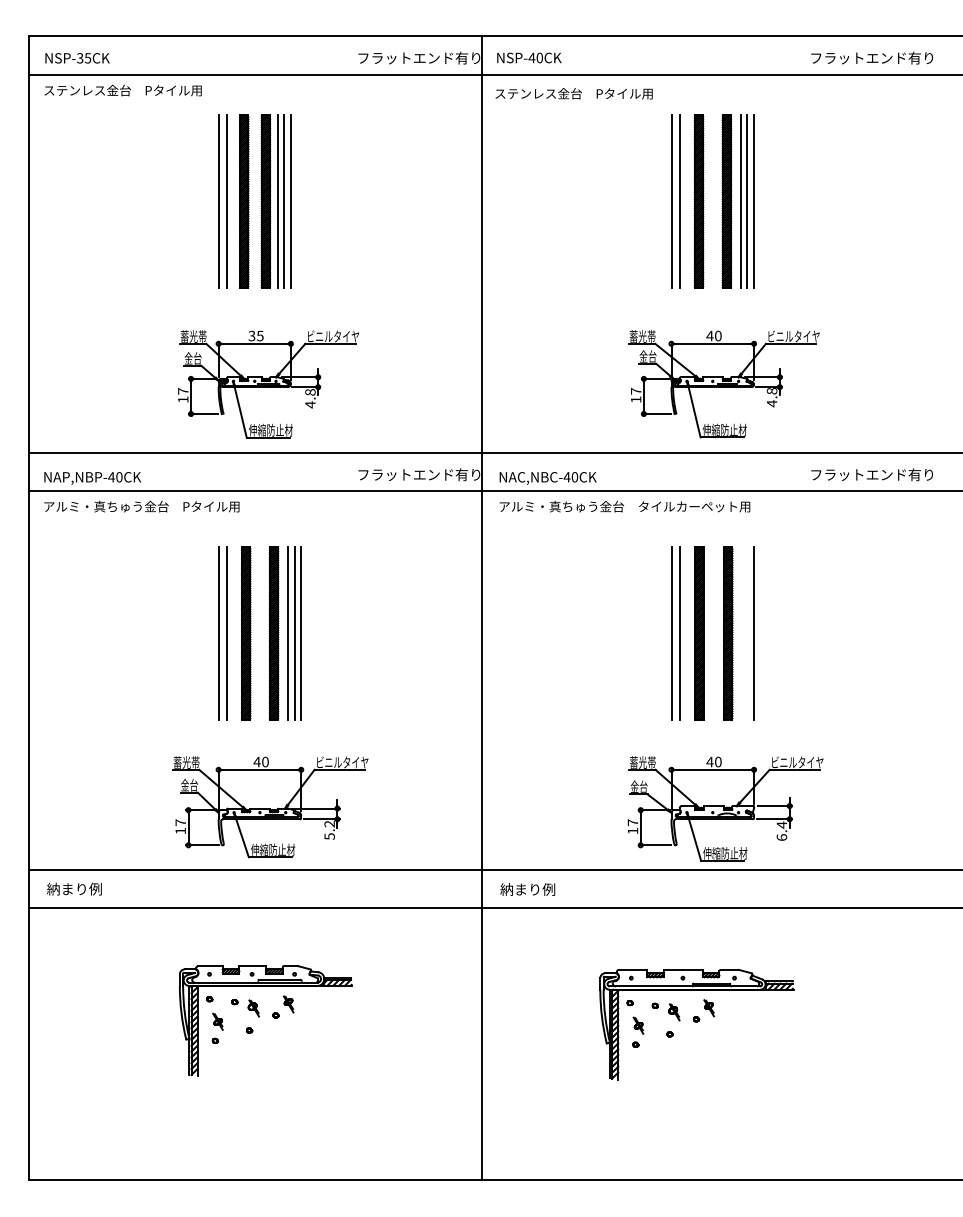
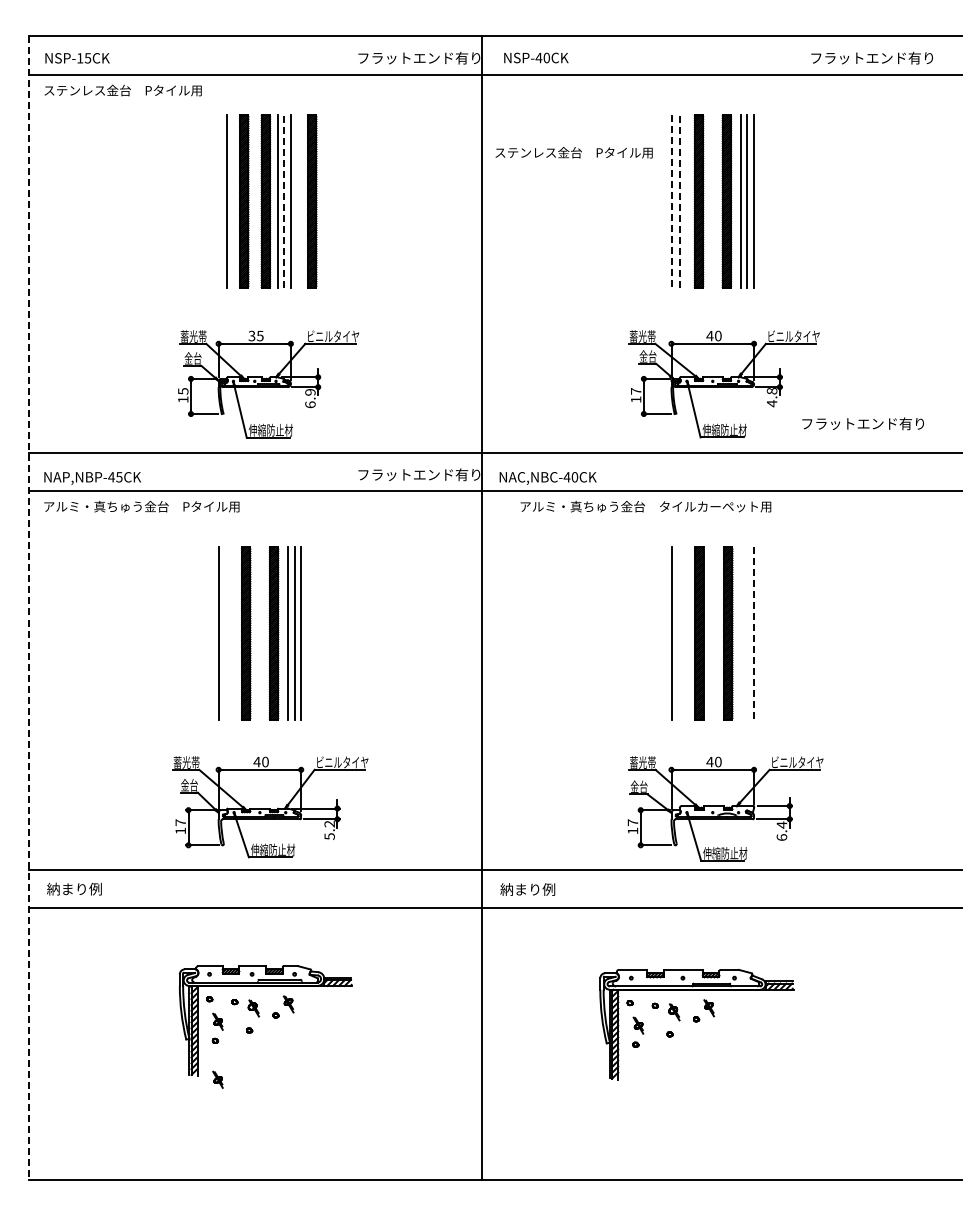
text position: (529, 57) -> (536, 57) (536, 57)
text: NSP-35CK -> NSP-15CK (80, 58)
text position: (573, 93) -> (573, 152) (573, 152)
line: solid -> dashed (284, 200)
line: solid -> dashed (679, 200)
line: present -> none (218, 201)
part: none -> present (312, 201)
line: solid -> dashed (671, 201)
text: 17 -> 15 (183, 391)
text: 4.8 -> 6.9 (310, 398)
text position: (871, 474) -> (862, 423) (862, 423)
text: NAP,NBP-40CK -> NAP,NBP-45CK (119, 477)
text position: (624, 506) -> (645, 506) (645, 506)
line: solid -> dashed (29, 608)
line: present -> none (226, 633)
line: present -> none (679, 633)
line: solid -> dashed (754, 634)
part: none -> present (217, 1079)
